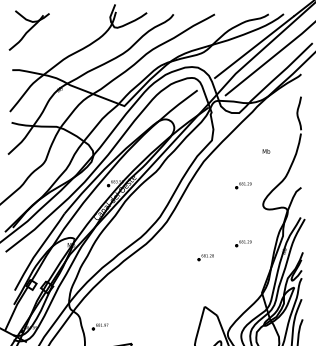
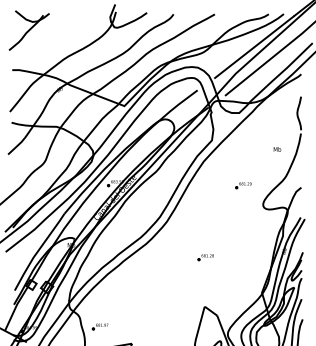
text position: (266, 151) -> (277, 149) (277, 149)
part: present -> none (243, 243)
